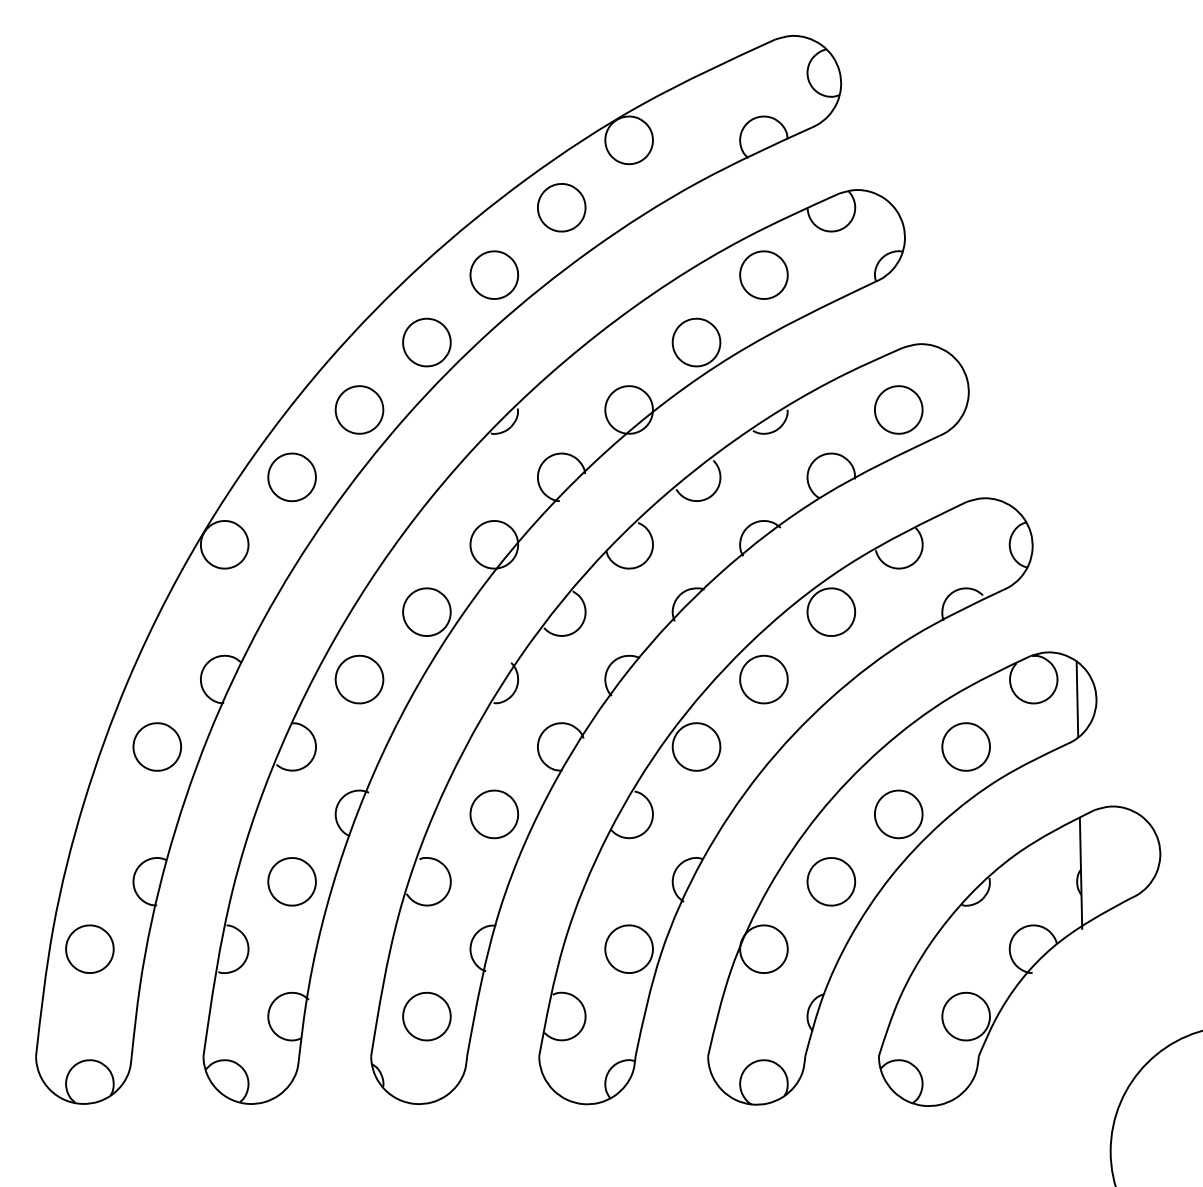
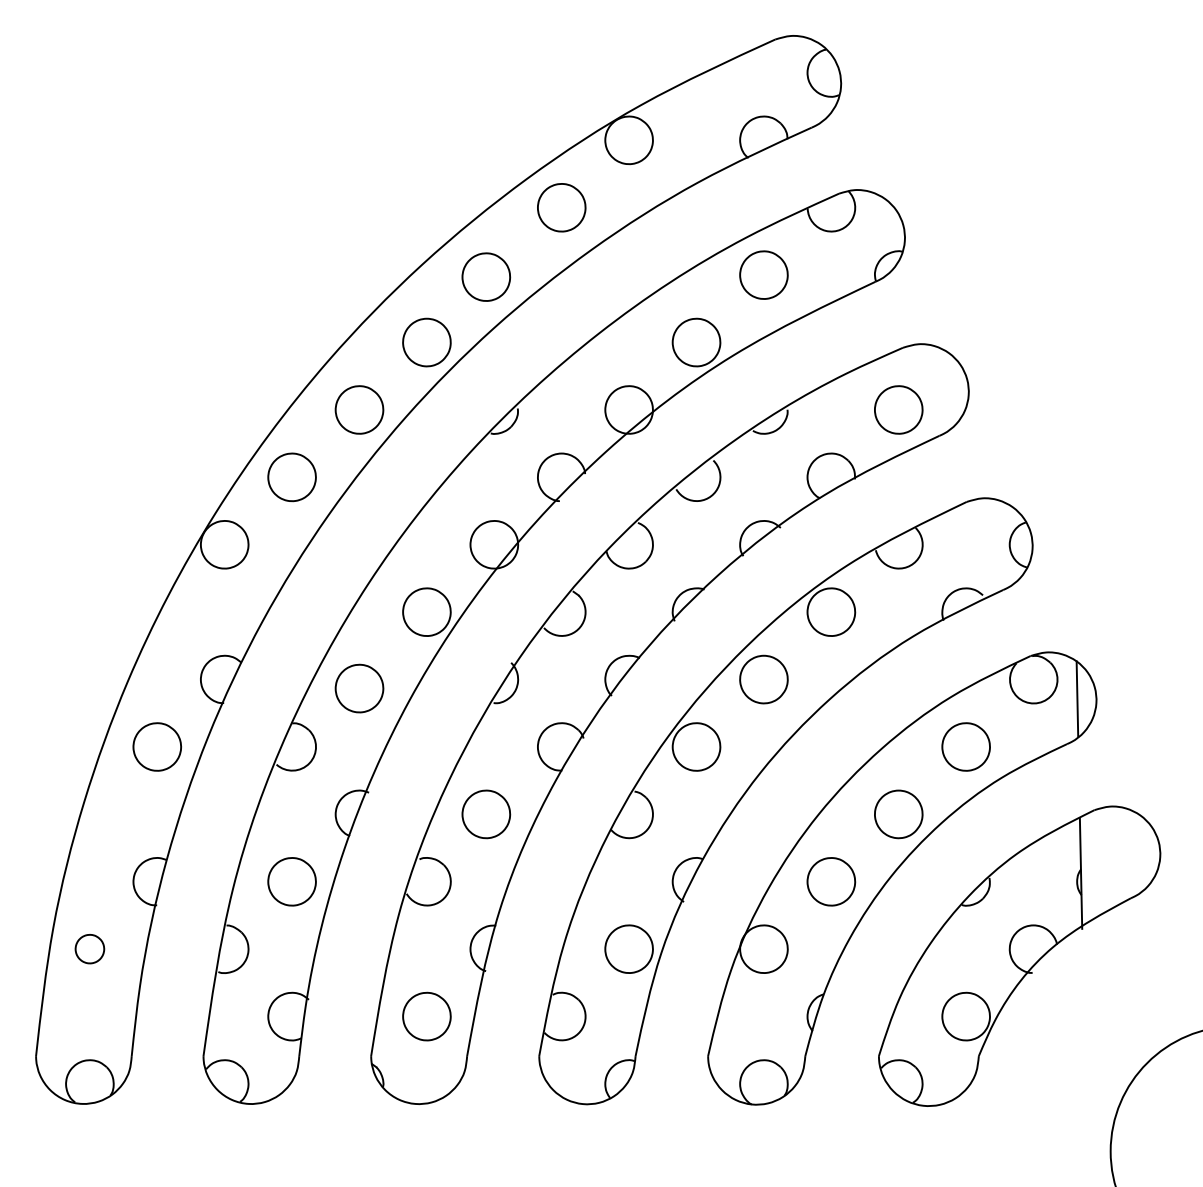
part position: (494, 274) -> (486, 276) (486, 276)
part position: (359, 679) -> (359, 688) (359, 688)
part position: (494, 814) -> (486, 814) (486, 814)
part size: 50x50 px -> 32x31 px (89, 949)
